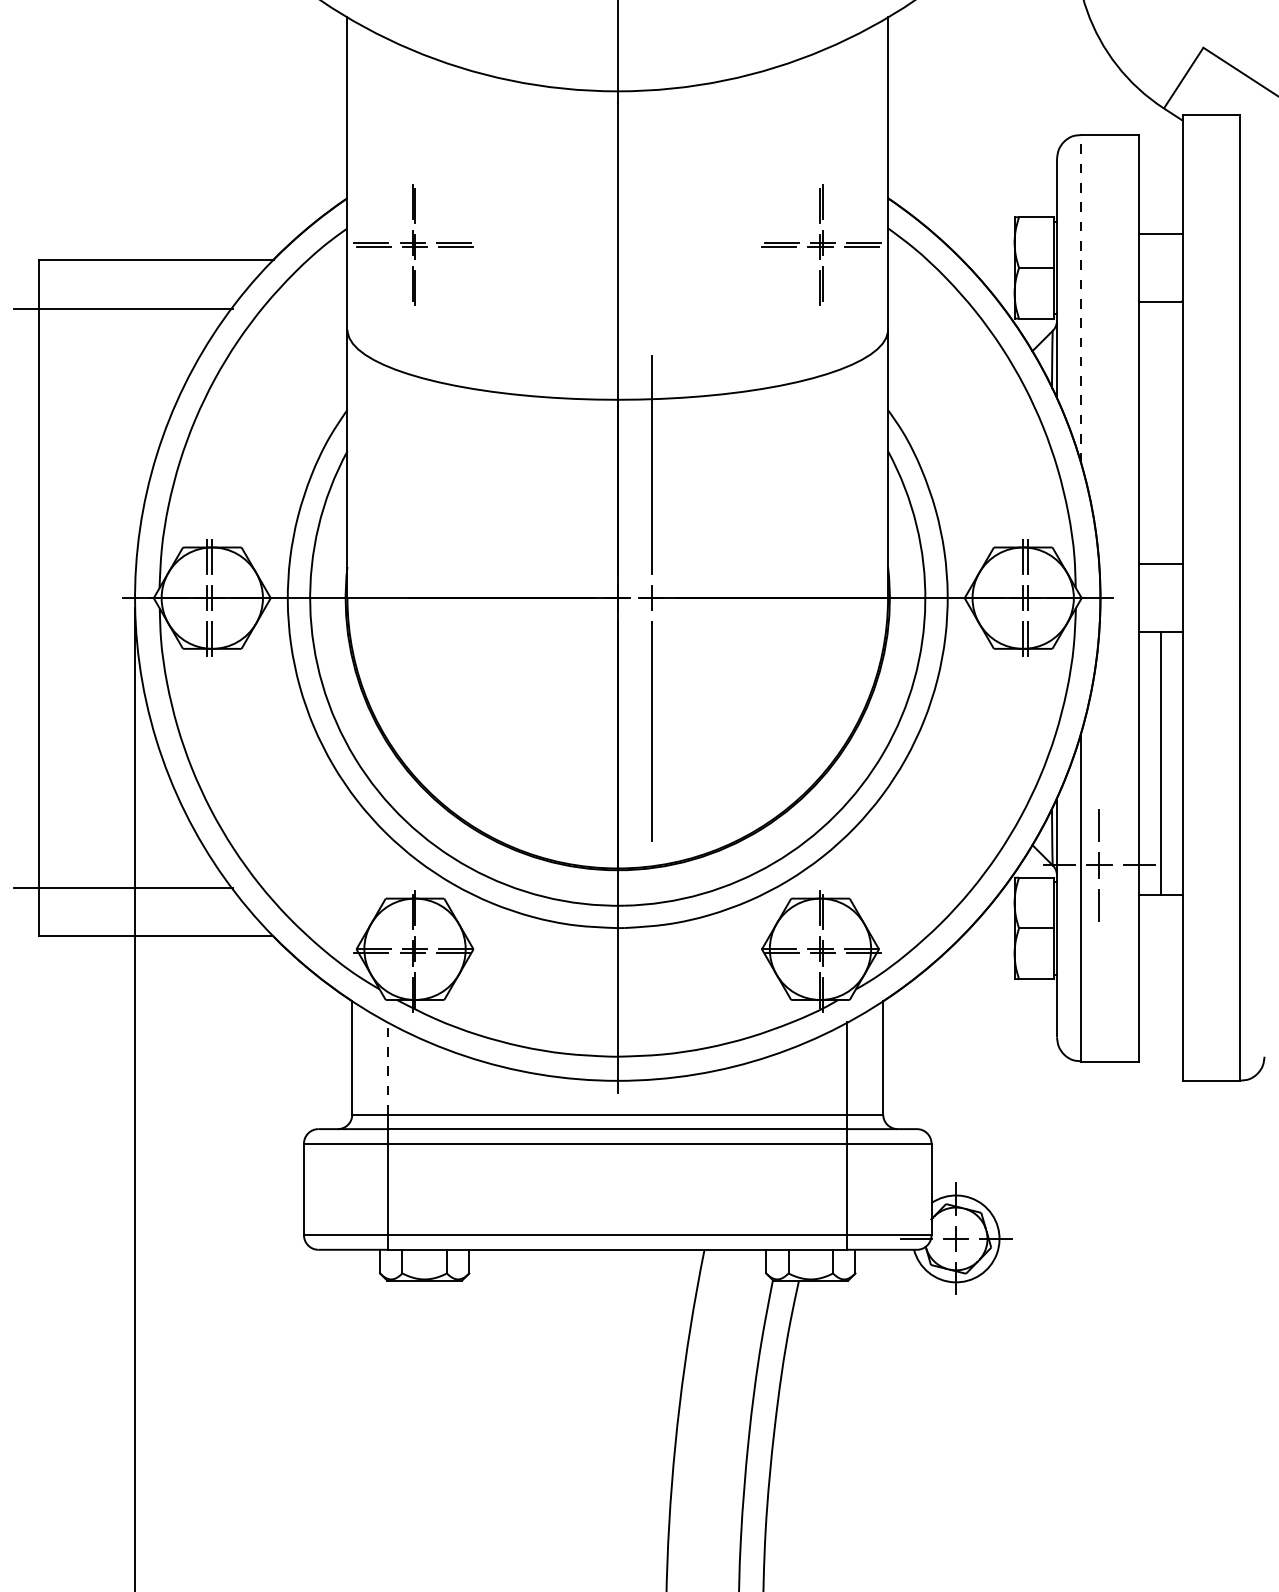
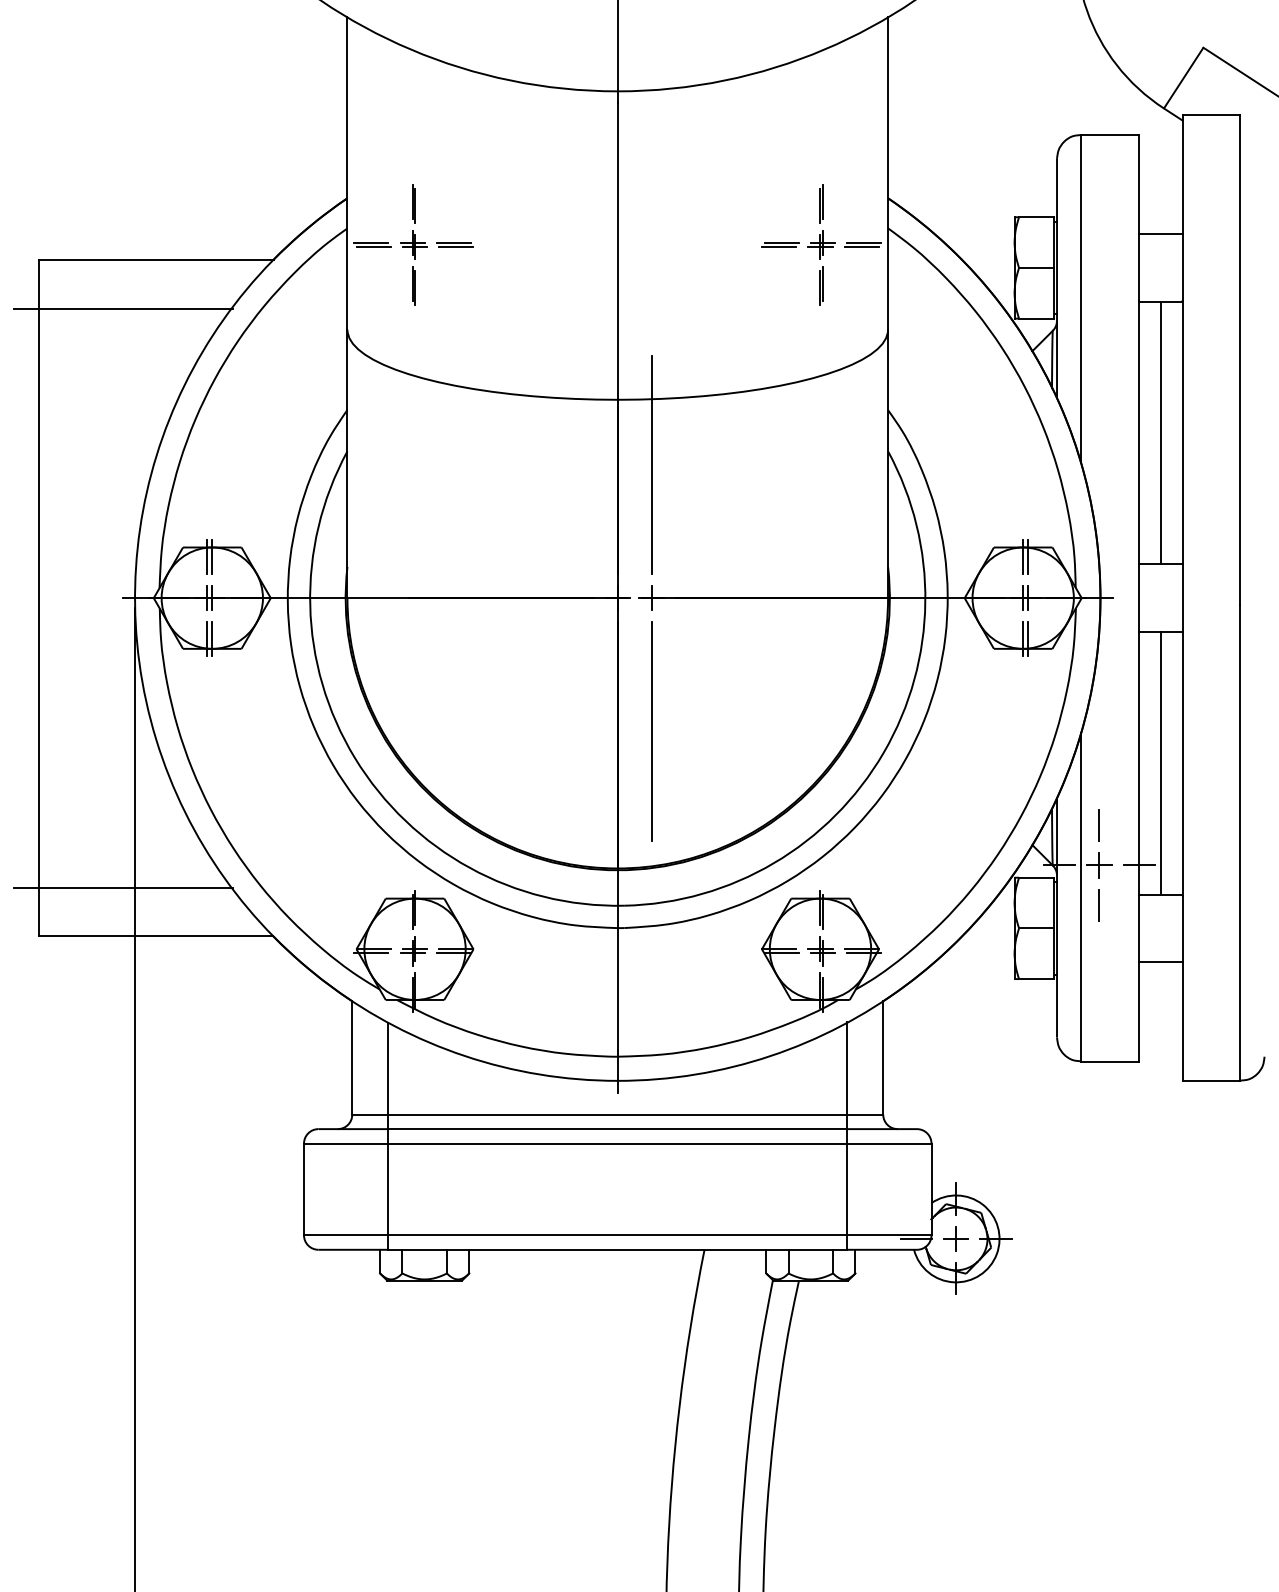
line: dashed -> solid (1081, 298)
line: none -> present (1160, 432)
line: none -> present (1160, 962)
line: dashed -> solid (388, 1068)
